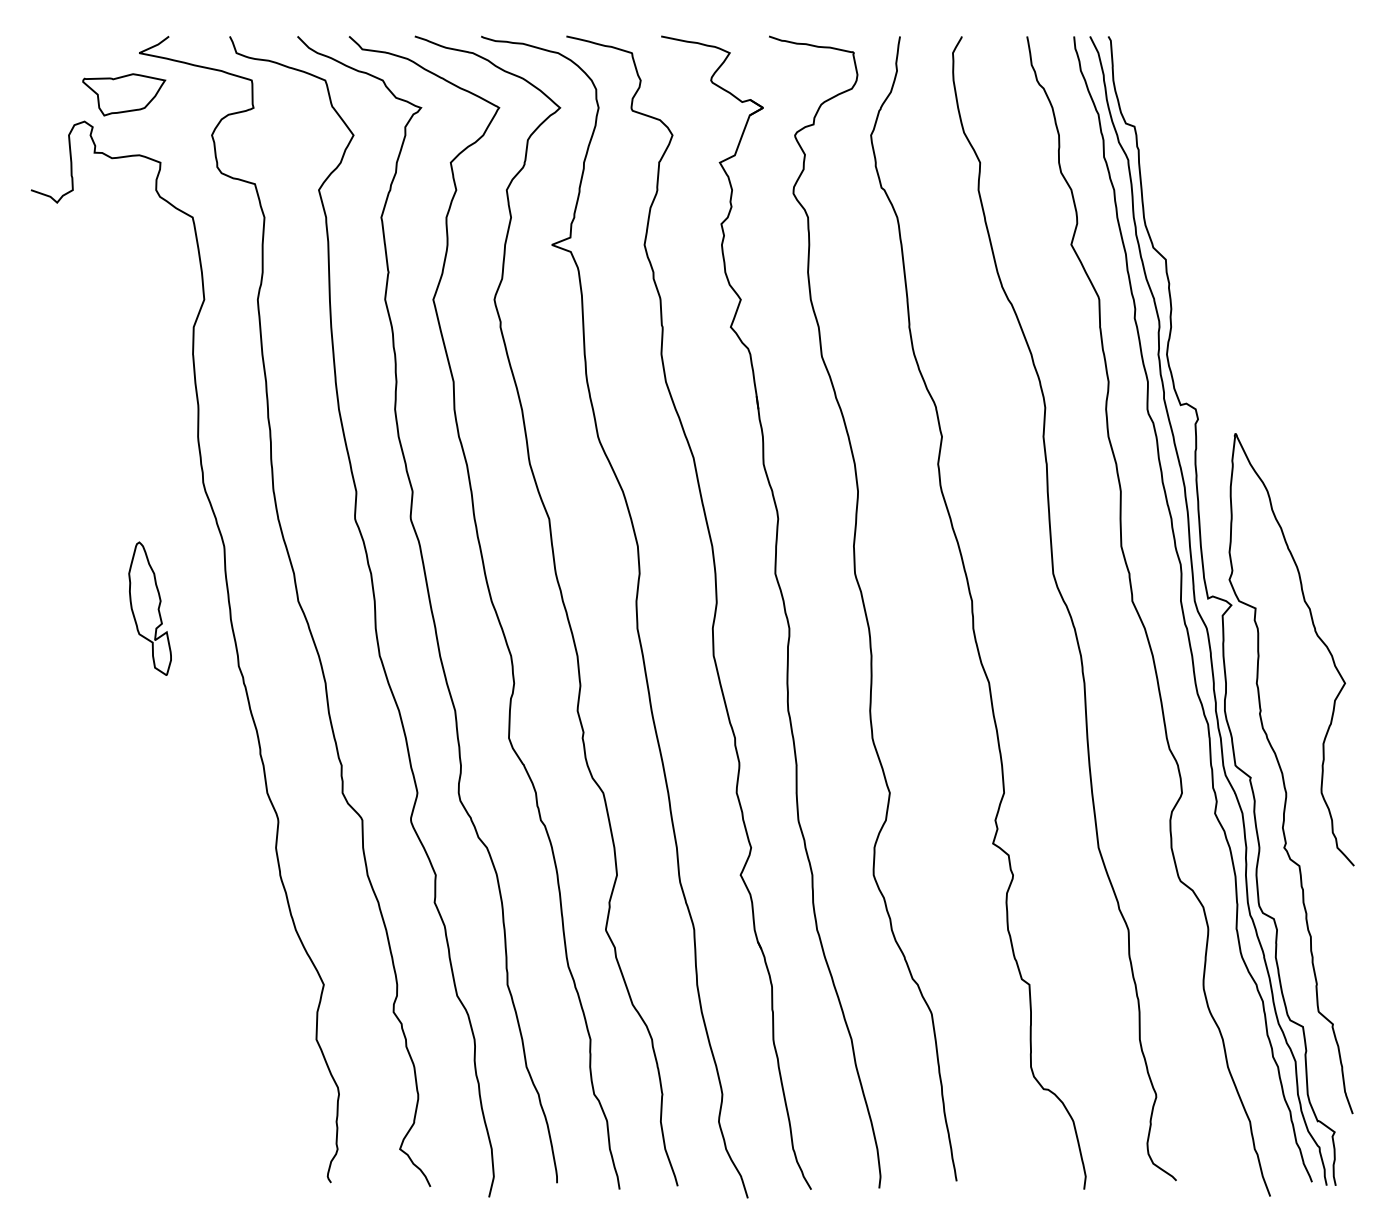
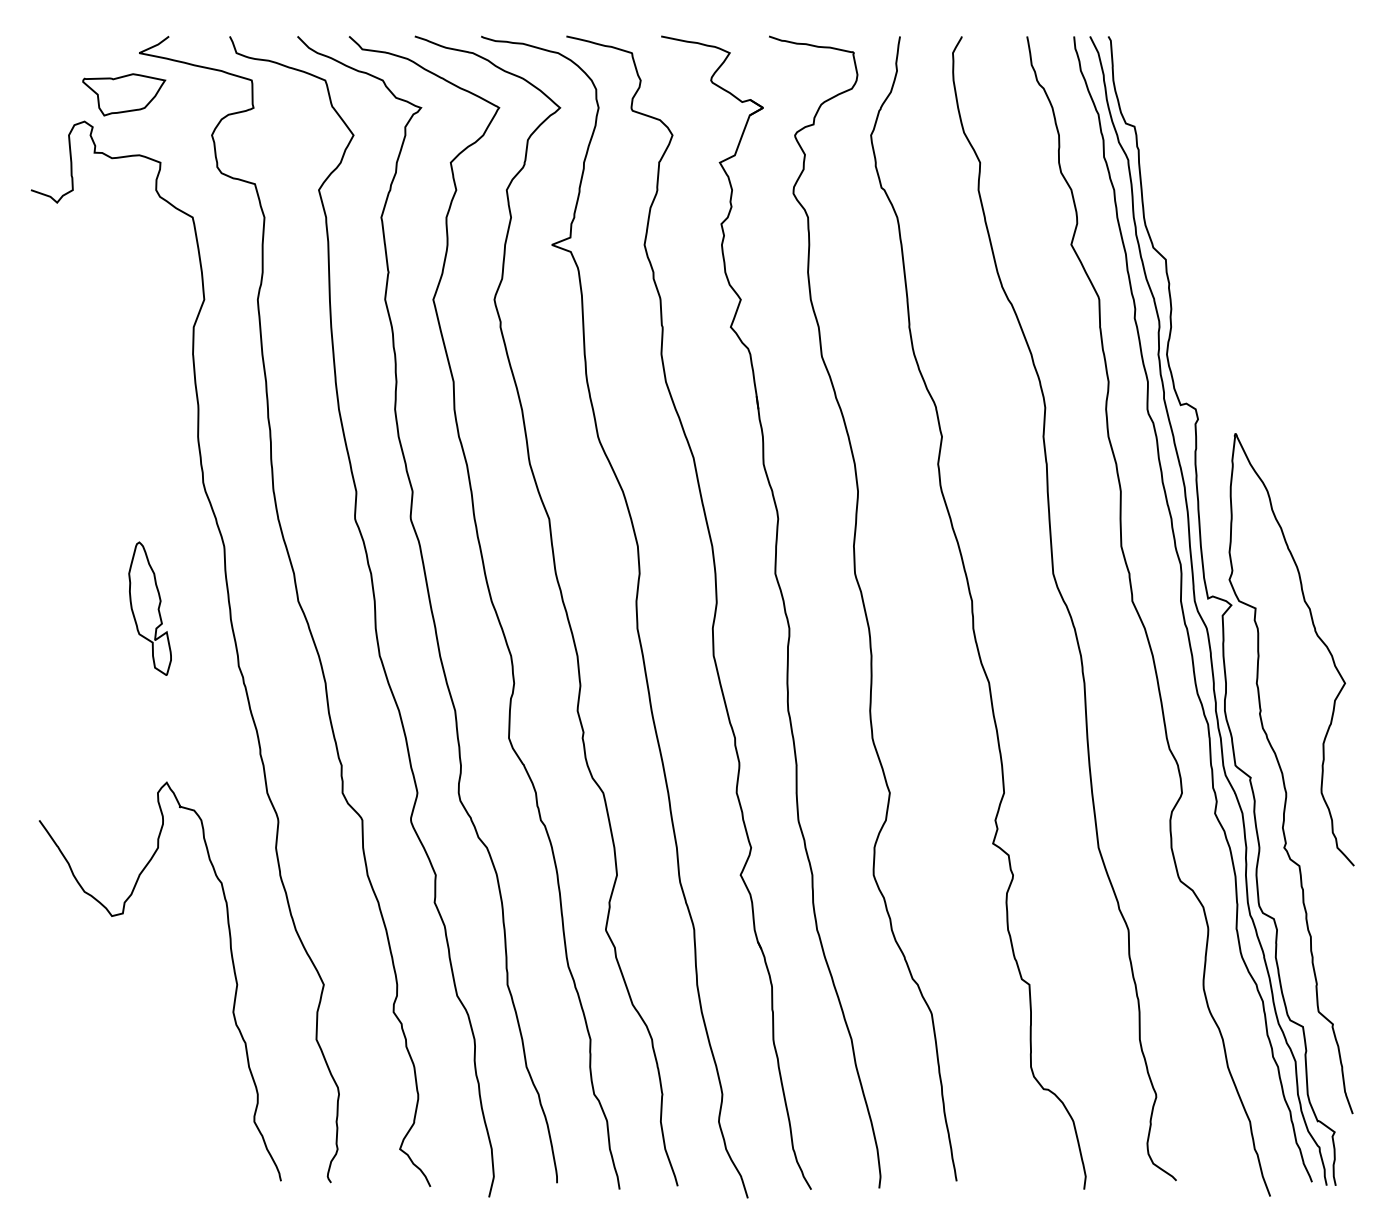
curve: none -> present (232, 966)
